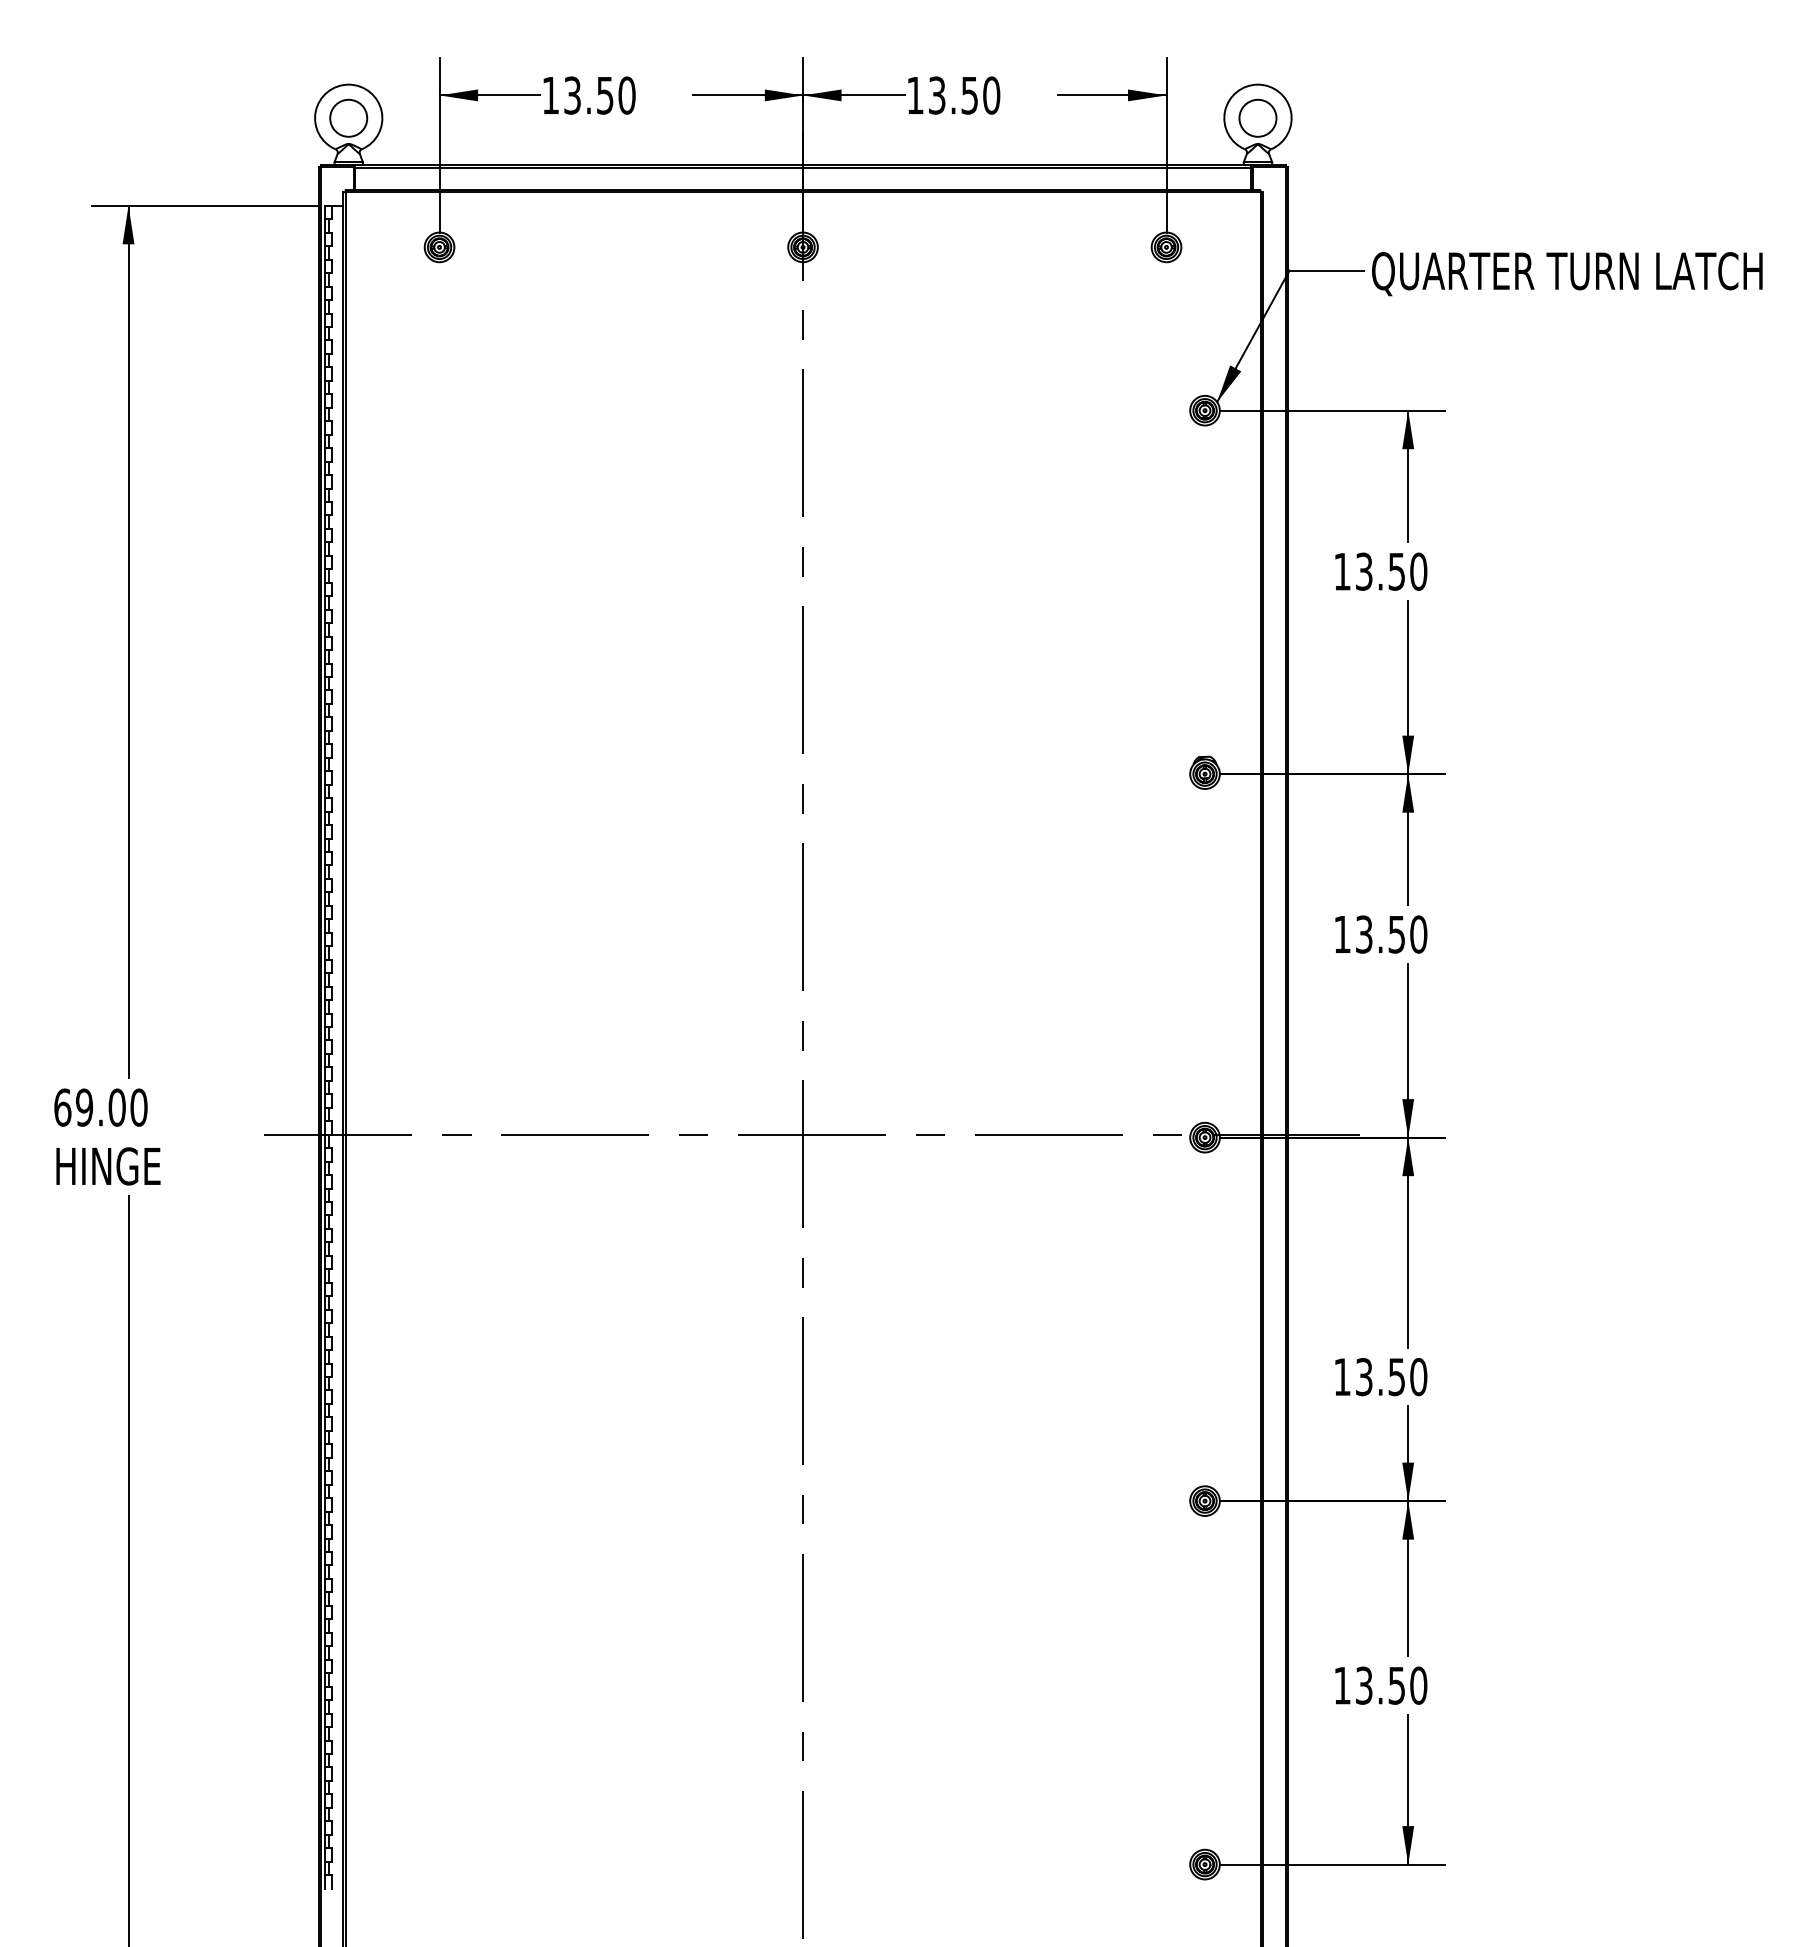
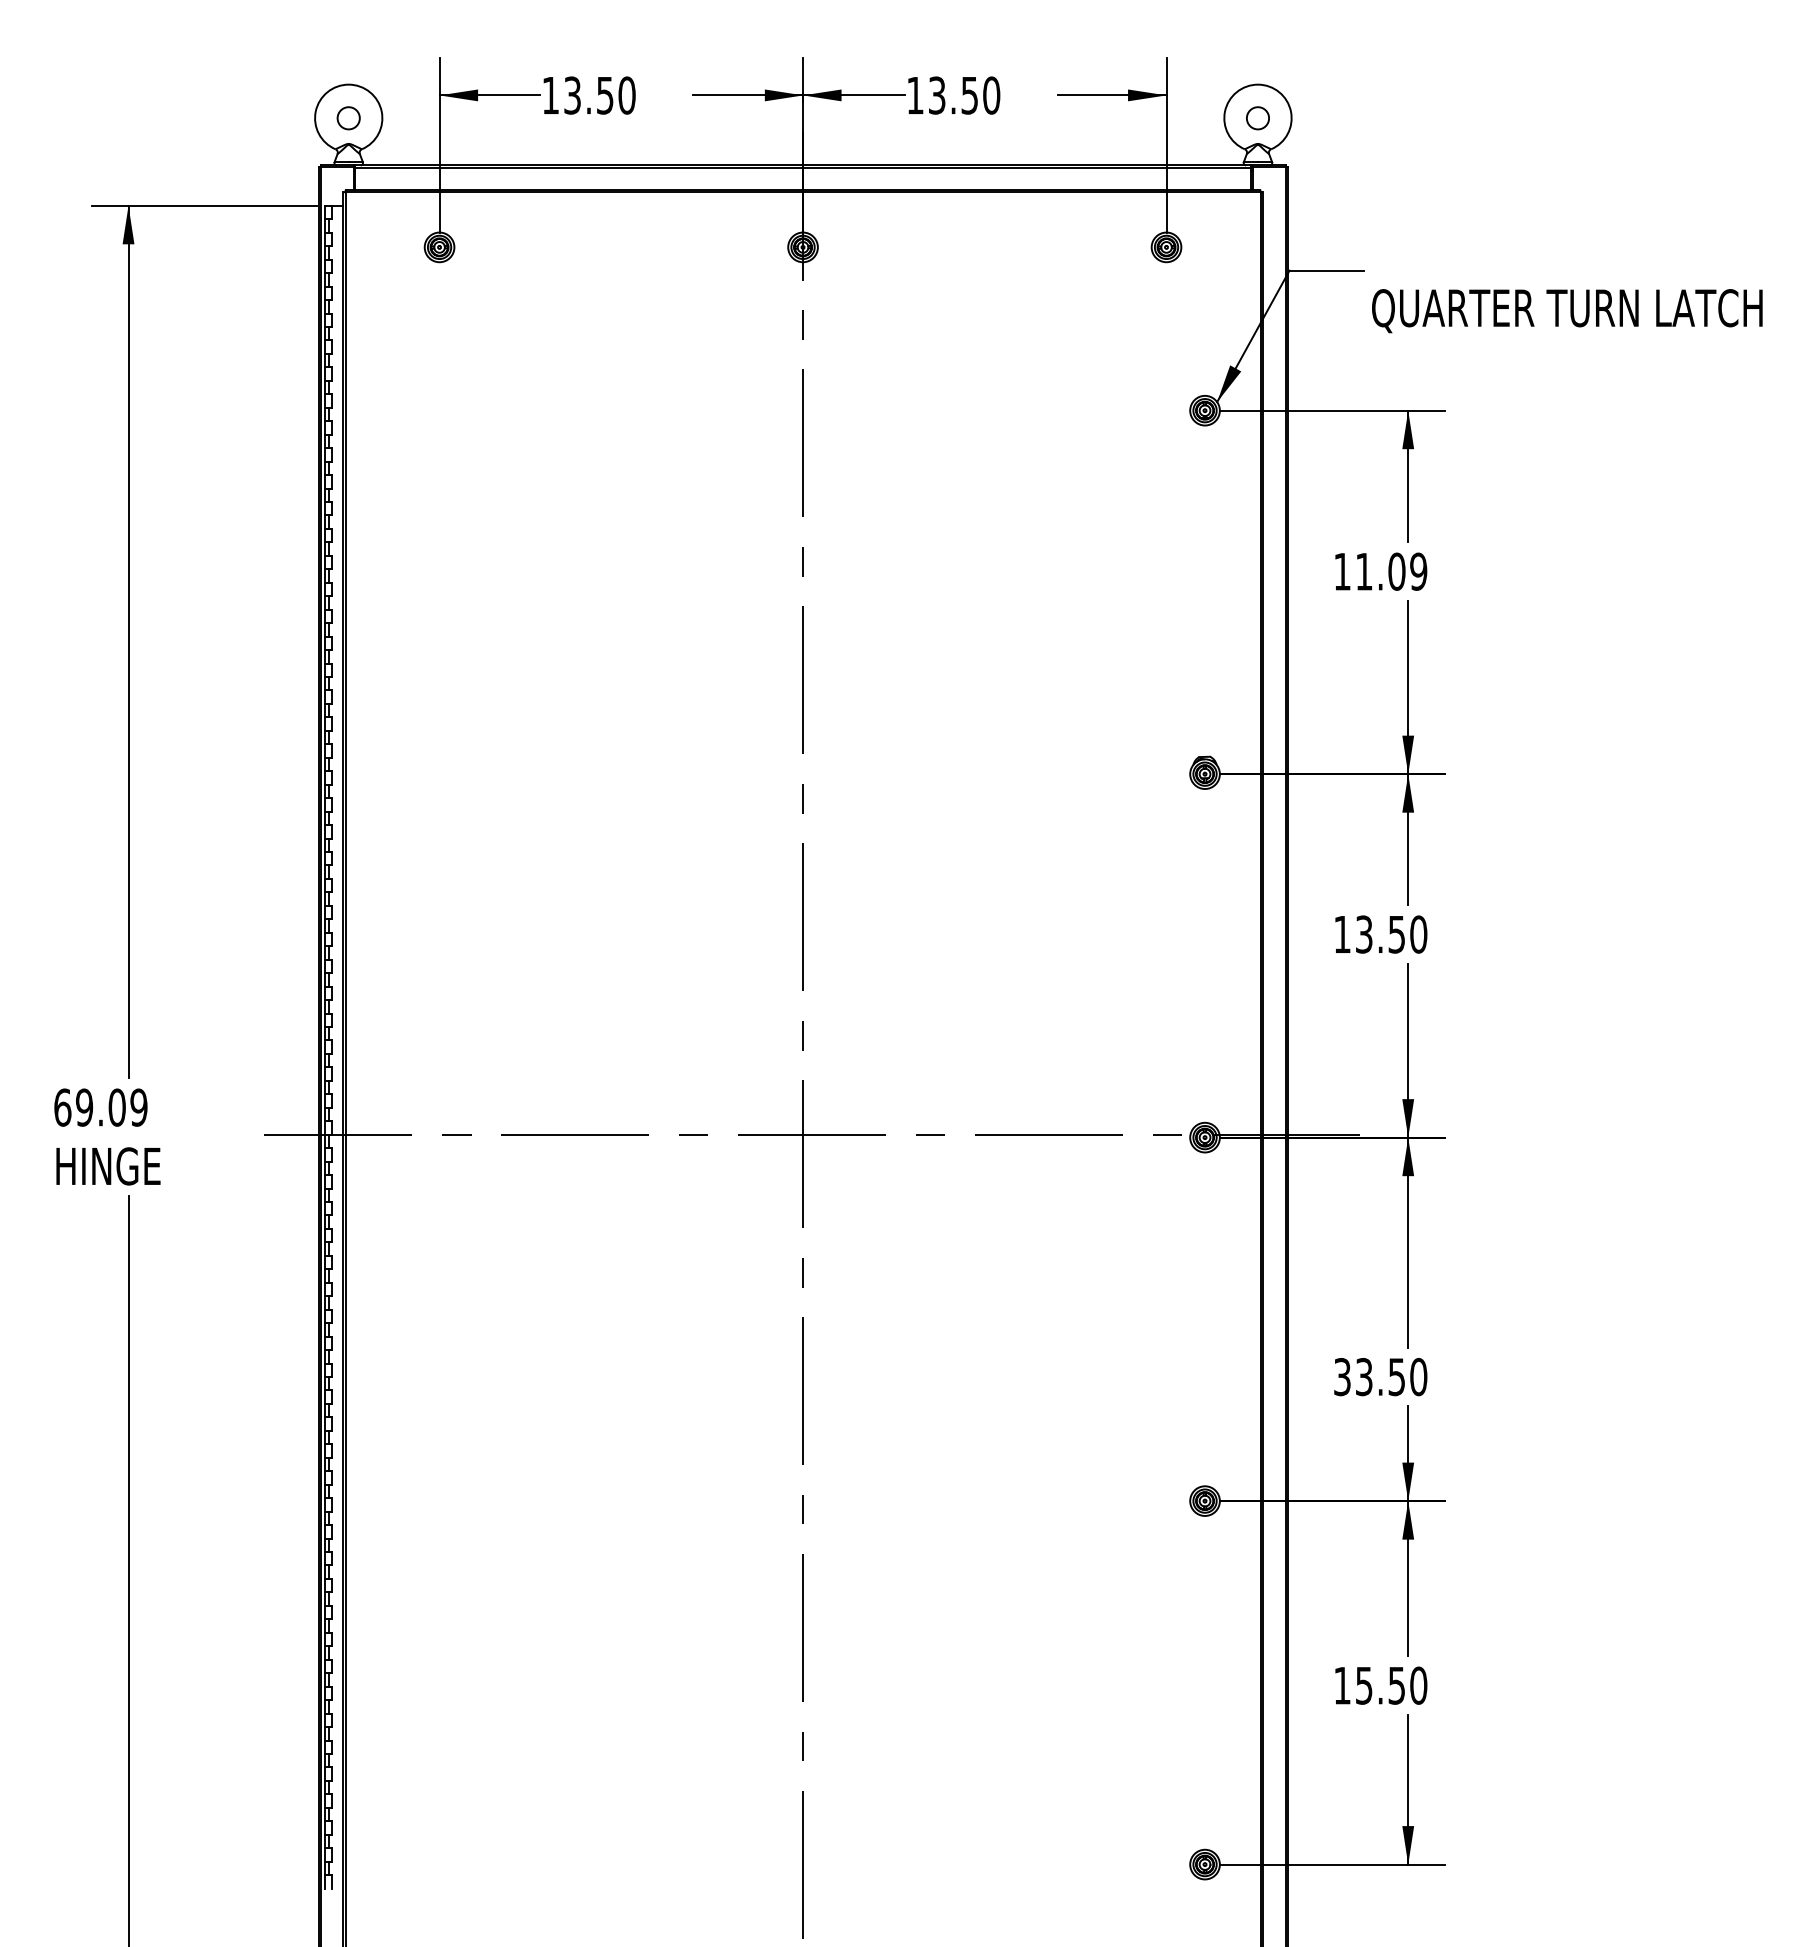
circle diameter: 37 px -> 22 px (348, 118)
circle diameter: 37 px -> 22 px (1257, 118)
text position: (1567, 274) -> (1567, 311) (1567, 311)
text: 13.50 -> 11.09 (1391, 571)
text: 69.00 -> 69.09 (138, 1107)
text: 13.50 -> 33.50 (1342, 1377)
text: 13.50 -> 15.50 (1364, 1685)
